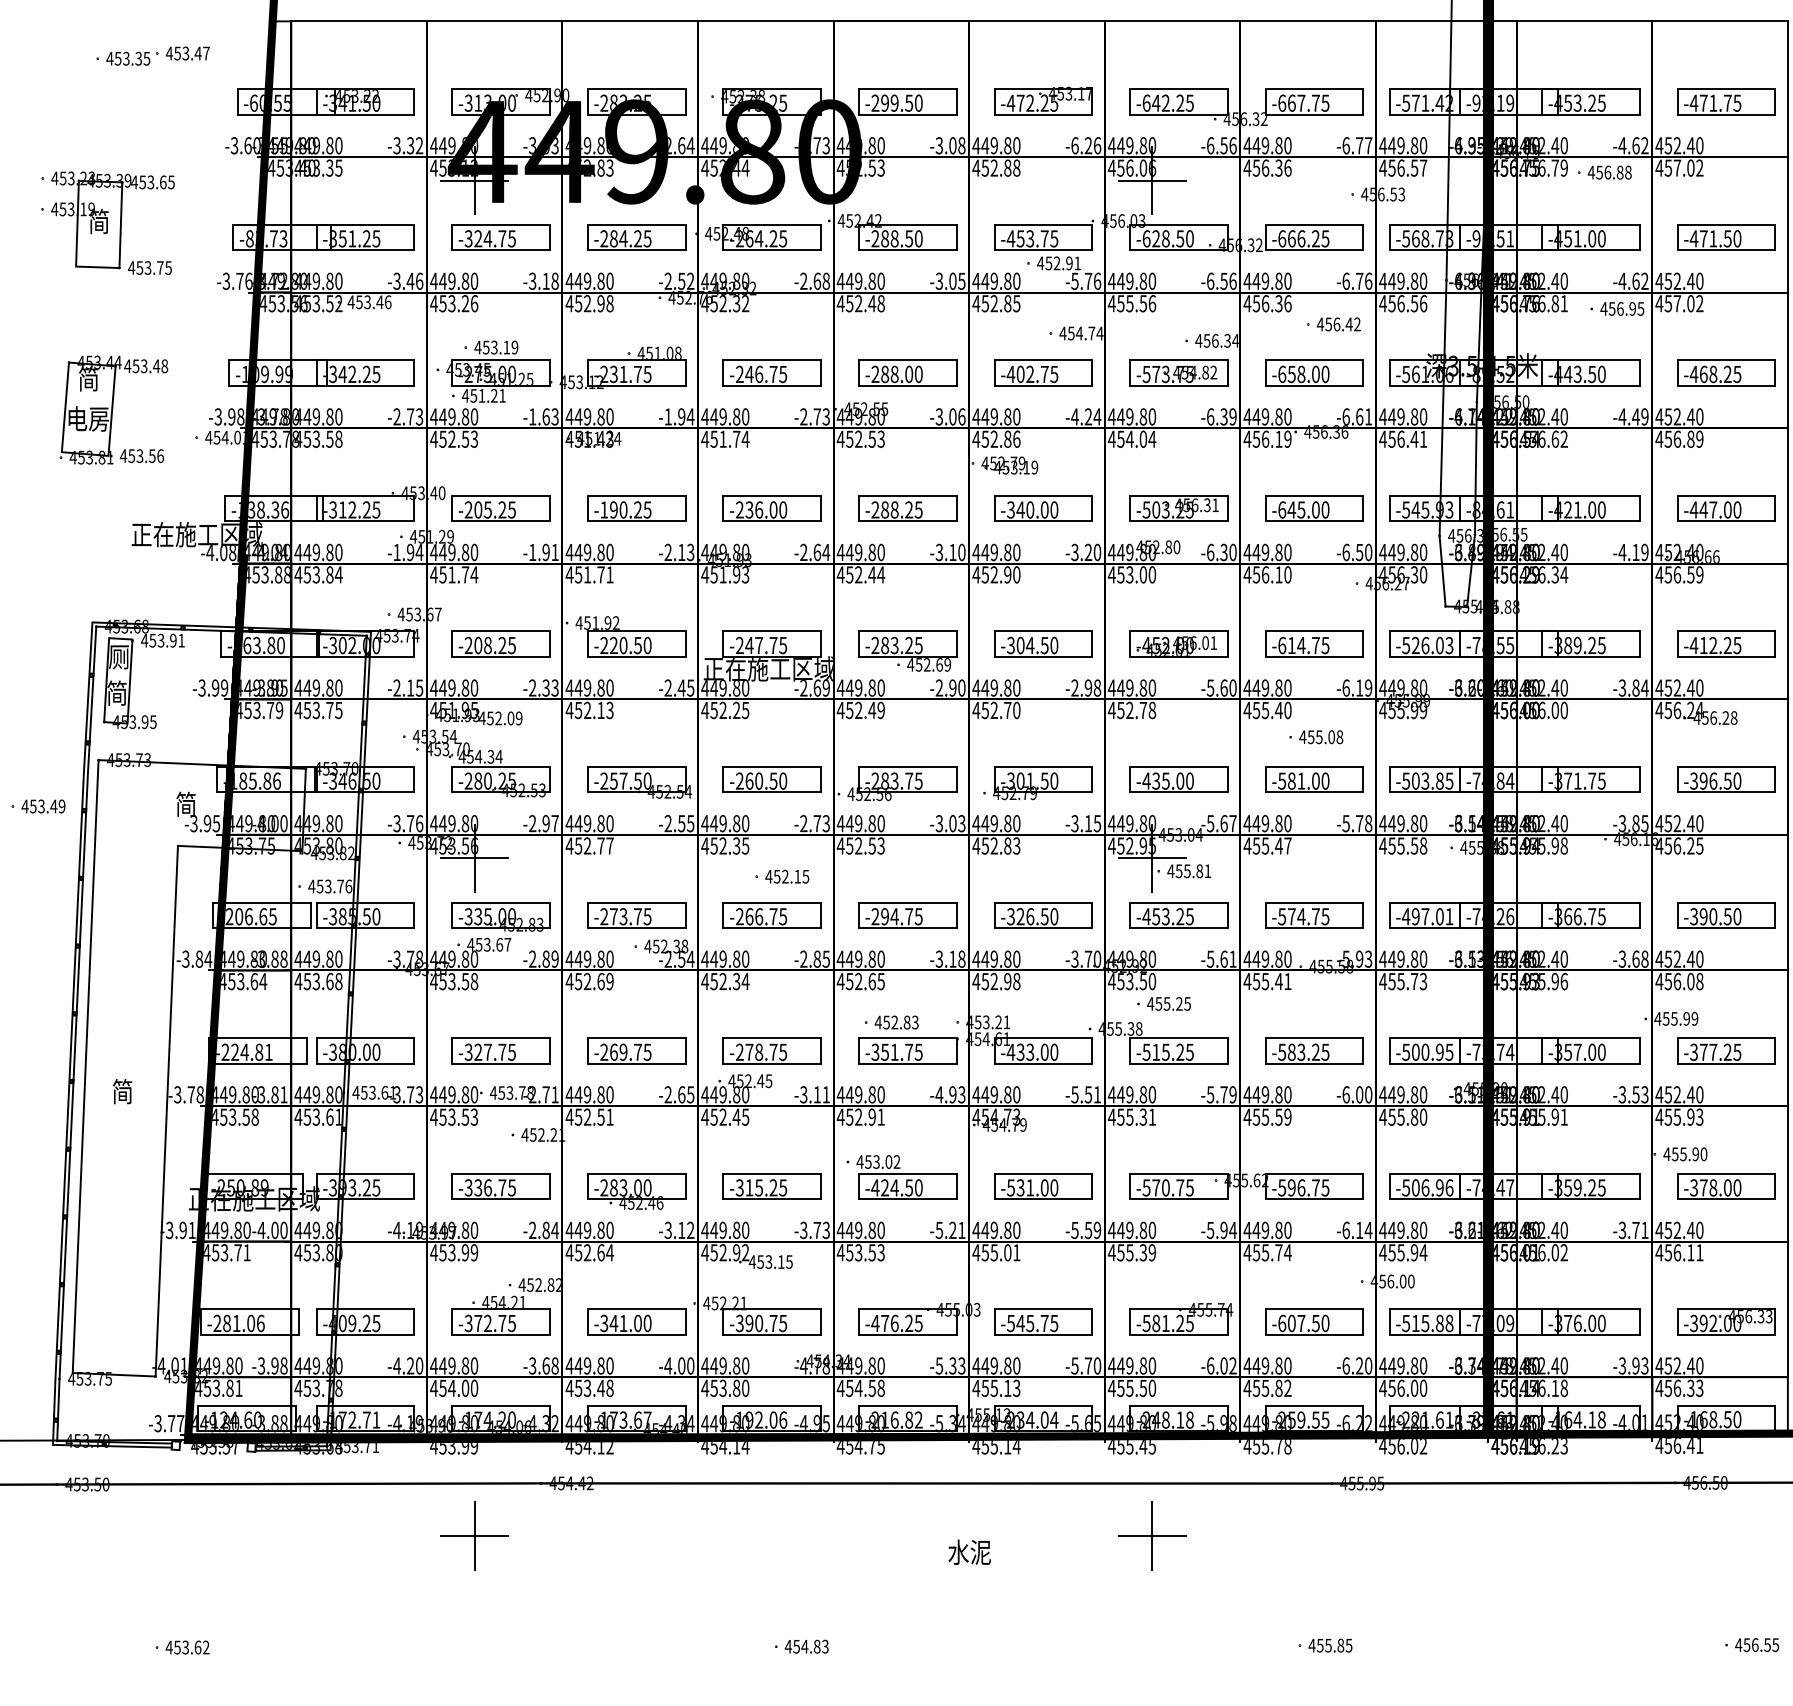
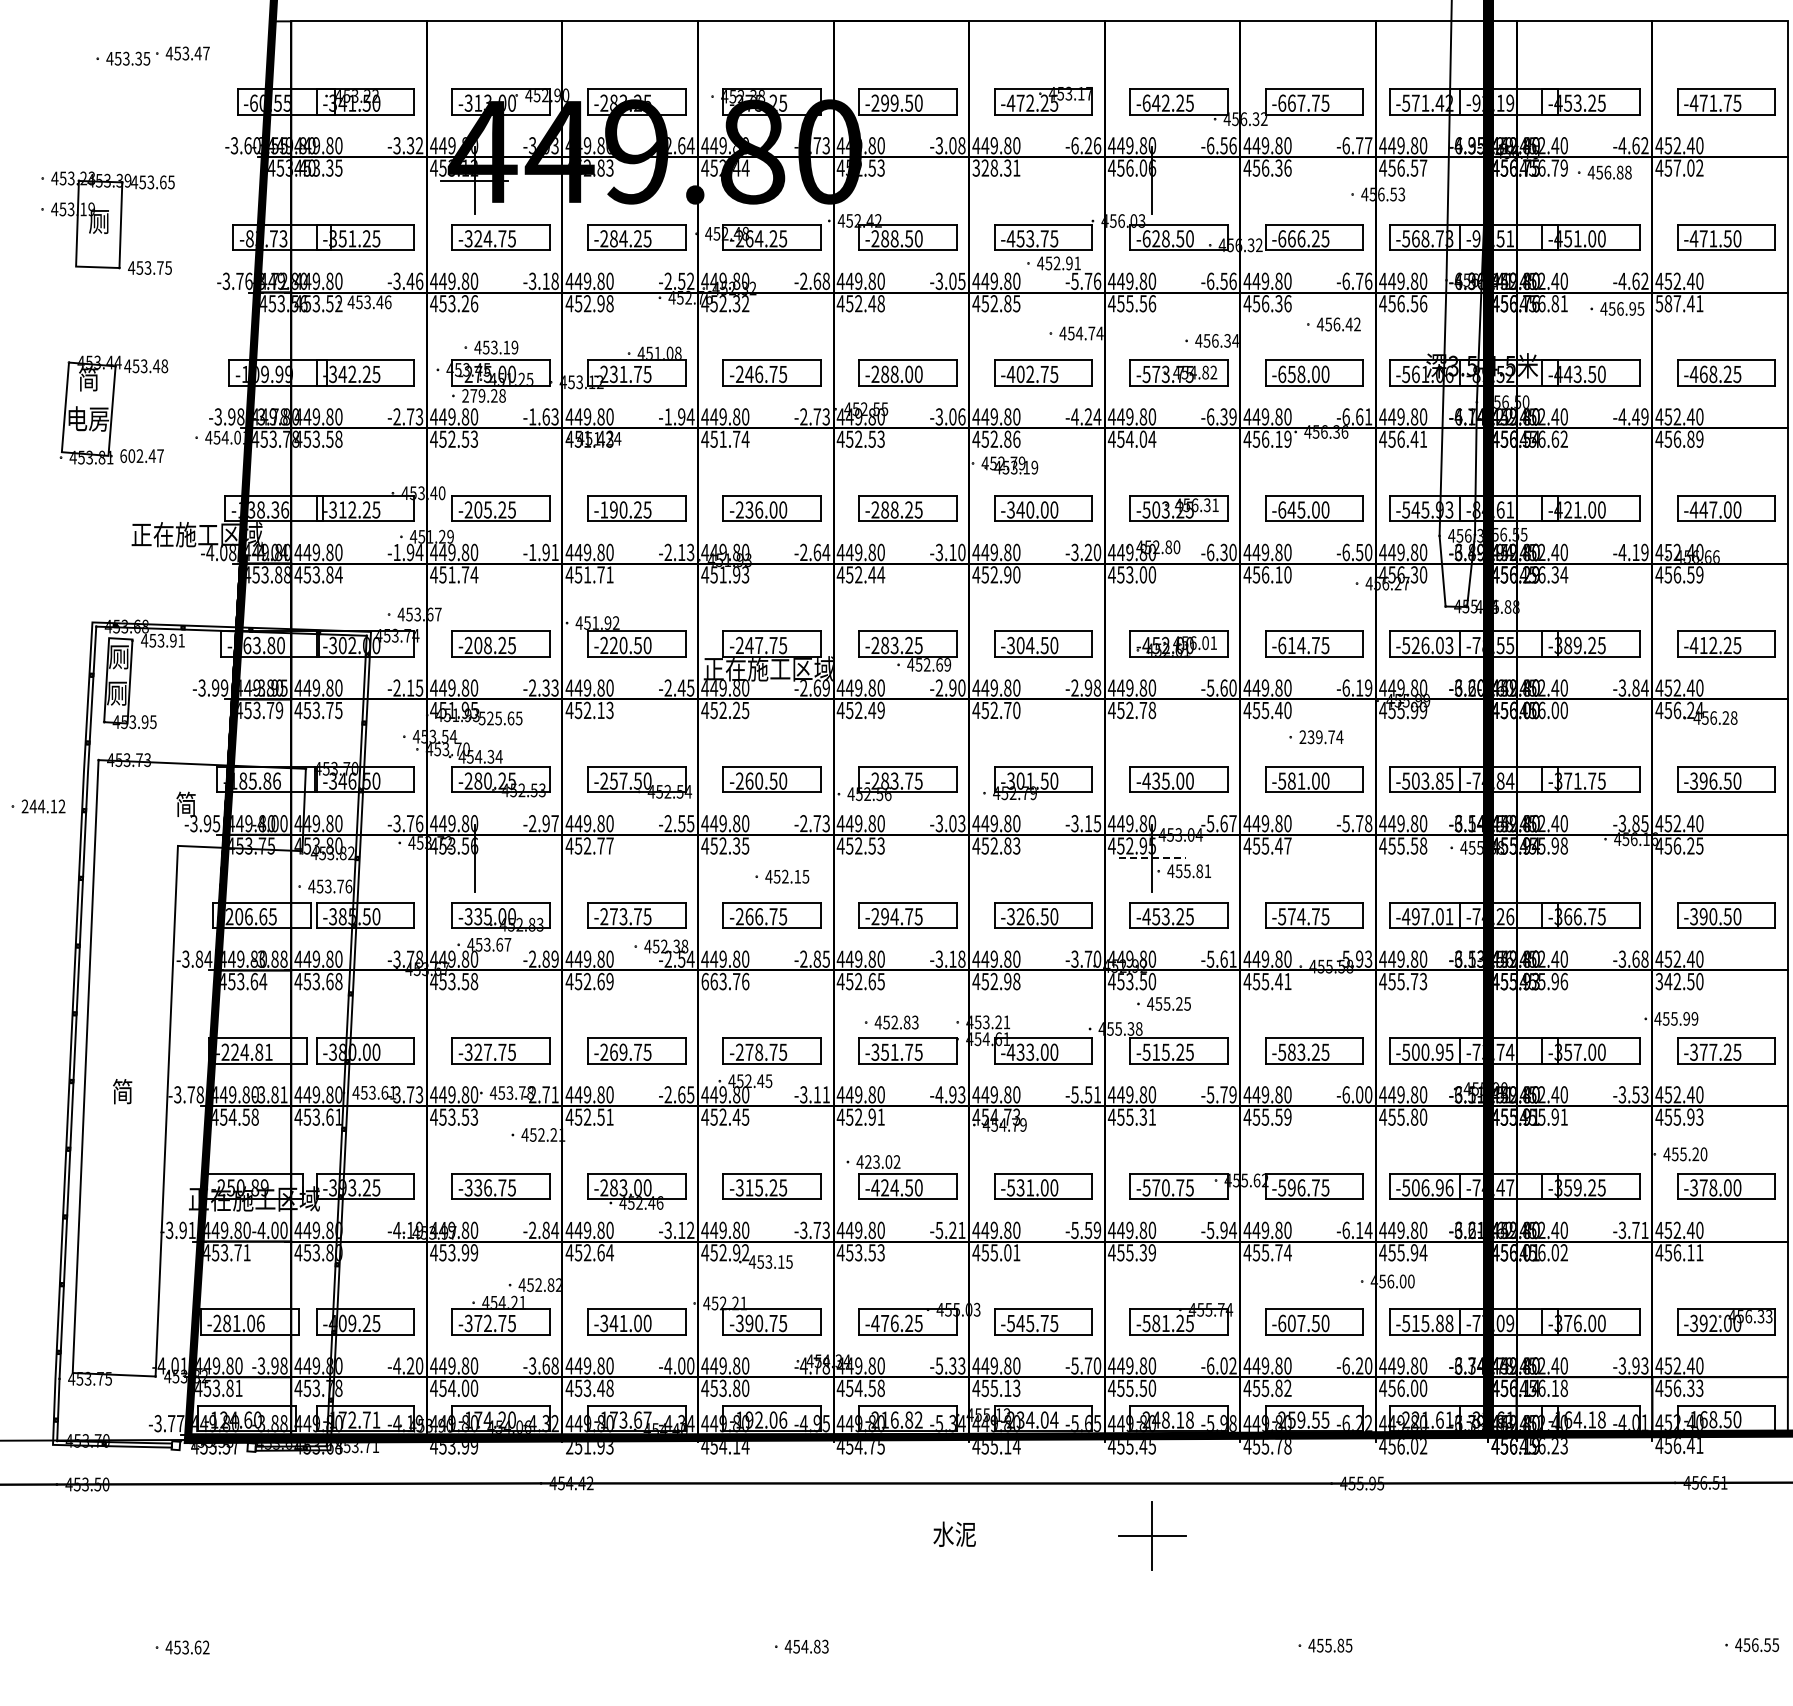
text: 452.88 -> 328.31 (996, 167)
line: present -> none (1152, 180)
text: 简 -> 厕 (98, 221)
text: 457.02 -> 587.41 (1679, 303)
text: 451.21 -> 279.28 (483, 395)
text: 453.56 -> 602.47 (141, 456)
text: 简 -> 厕 (116, 692)
text: 452.09 -> 525.65 (500, 718)
text: 455.08 -> 239.74 (1321, 737)
text: 453.49 -> 244.12 (43, 806)
line: present -> none (474, 858)
line: solid -> dashed (1152, 858)
text: 452.34 -> 663.76 (725, 981)
text: 456.08 -> 342.50 (1679, 981)
text: 453.58 -> 454.58 (232, 1116)
text: 455.90 -> 455.20 (1695, 1154)
text: 453.02 -> 423.02 (867, 1161)
text: 454.12 -> 251.93 (589, 1448)
text: 456.50 -> 456.51 (1724, 1482)
part: present -> none (474, 1535)
text position: (969, 1551) -> (954, 1533) (954, 1533)
